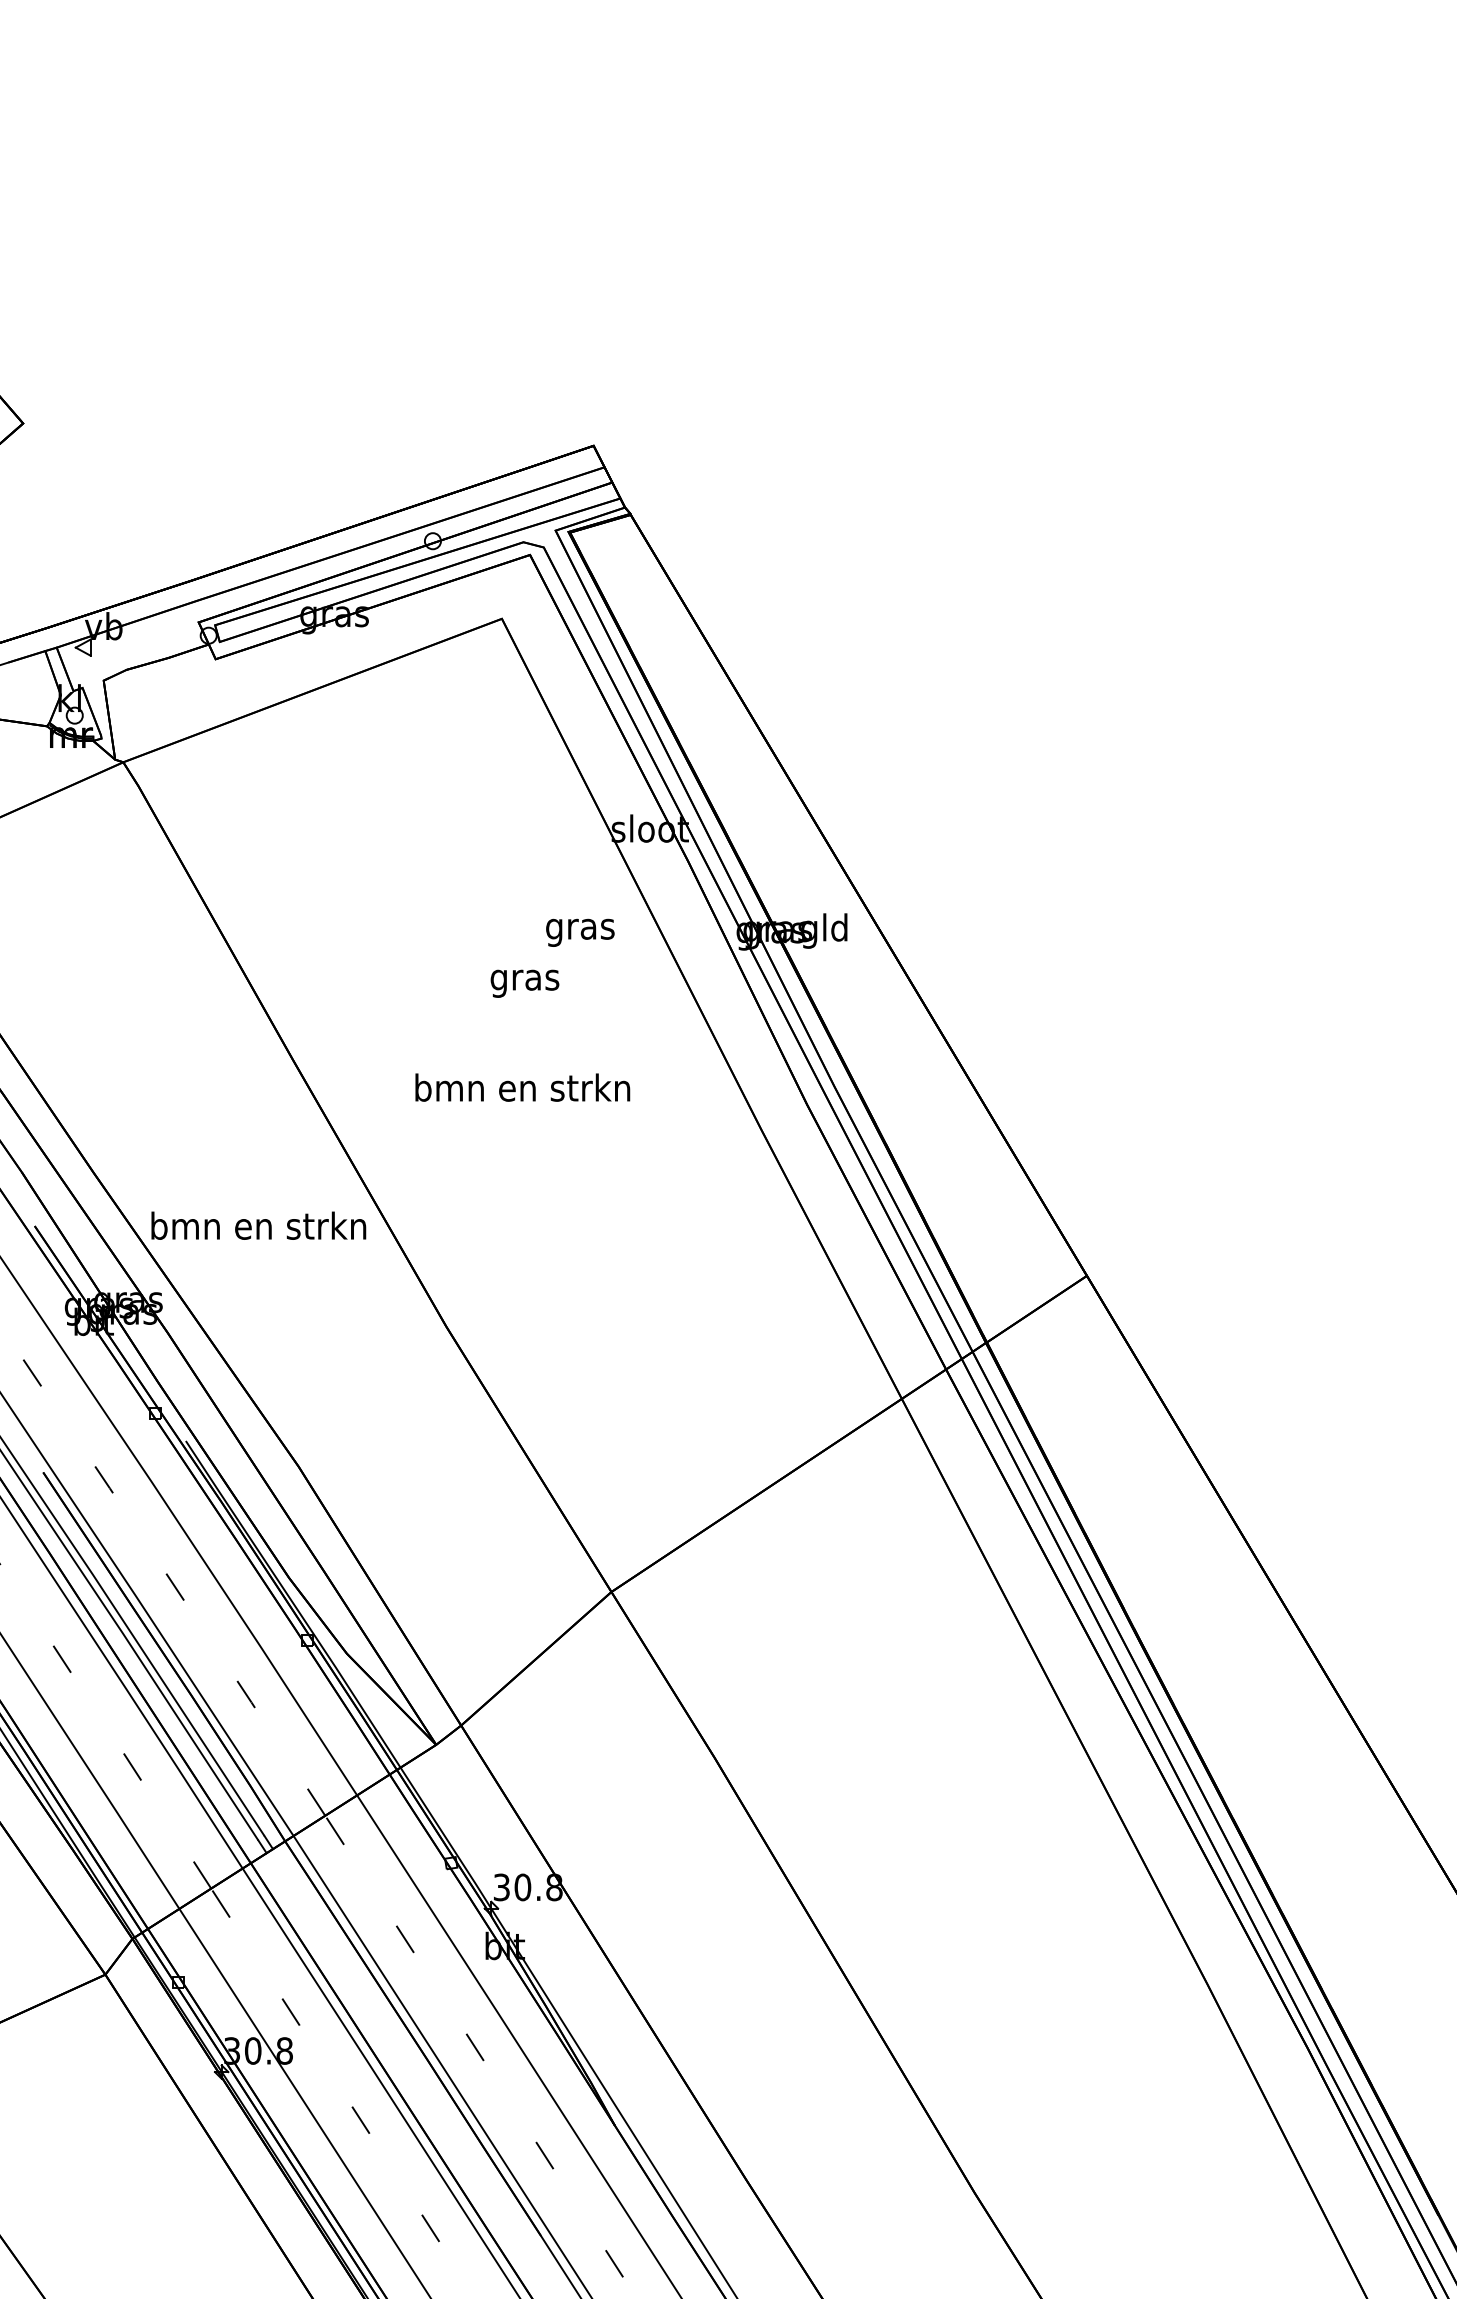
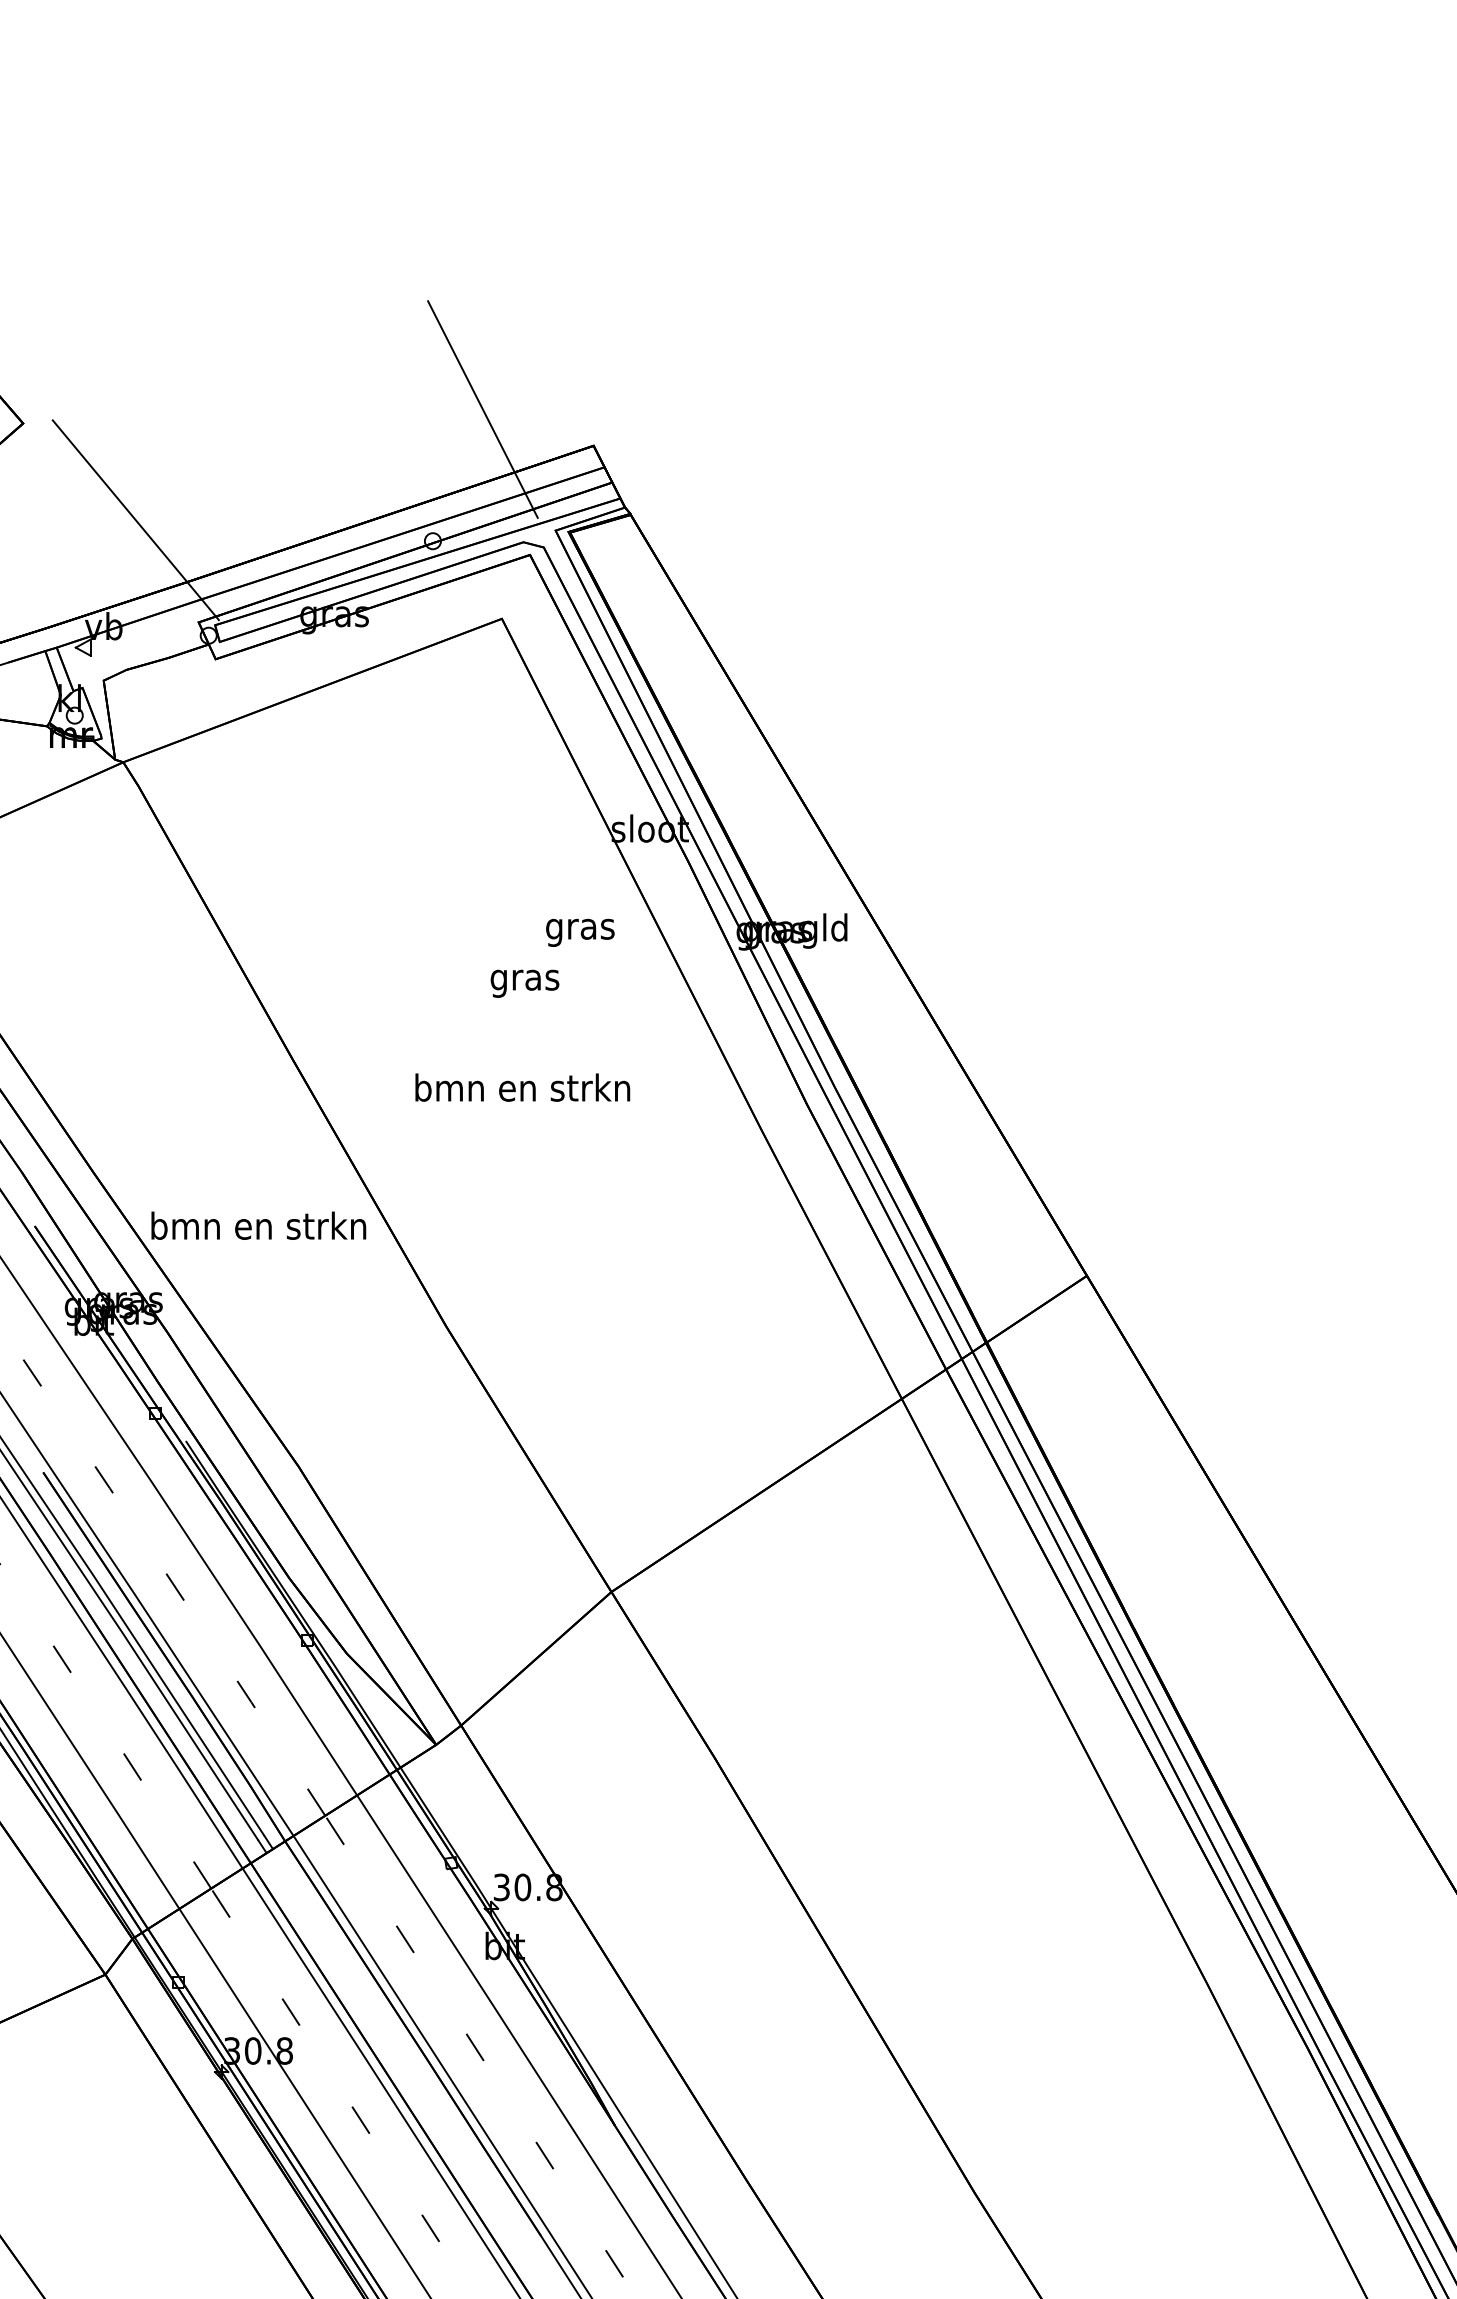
line: none -> present (482, 409)
line: none -> present (135, 520)
